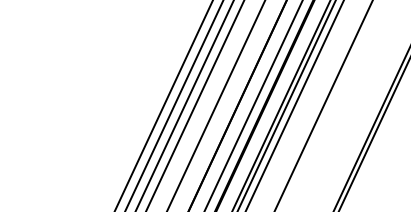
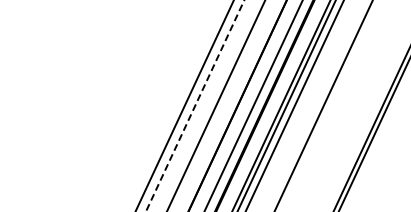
line: present -> none (164, 105)
line: present -> none (174, 105)
line: solid -> dashed (195, 105)
